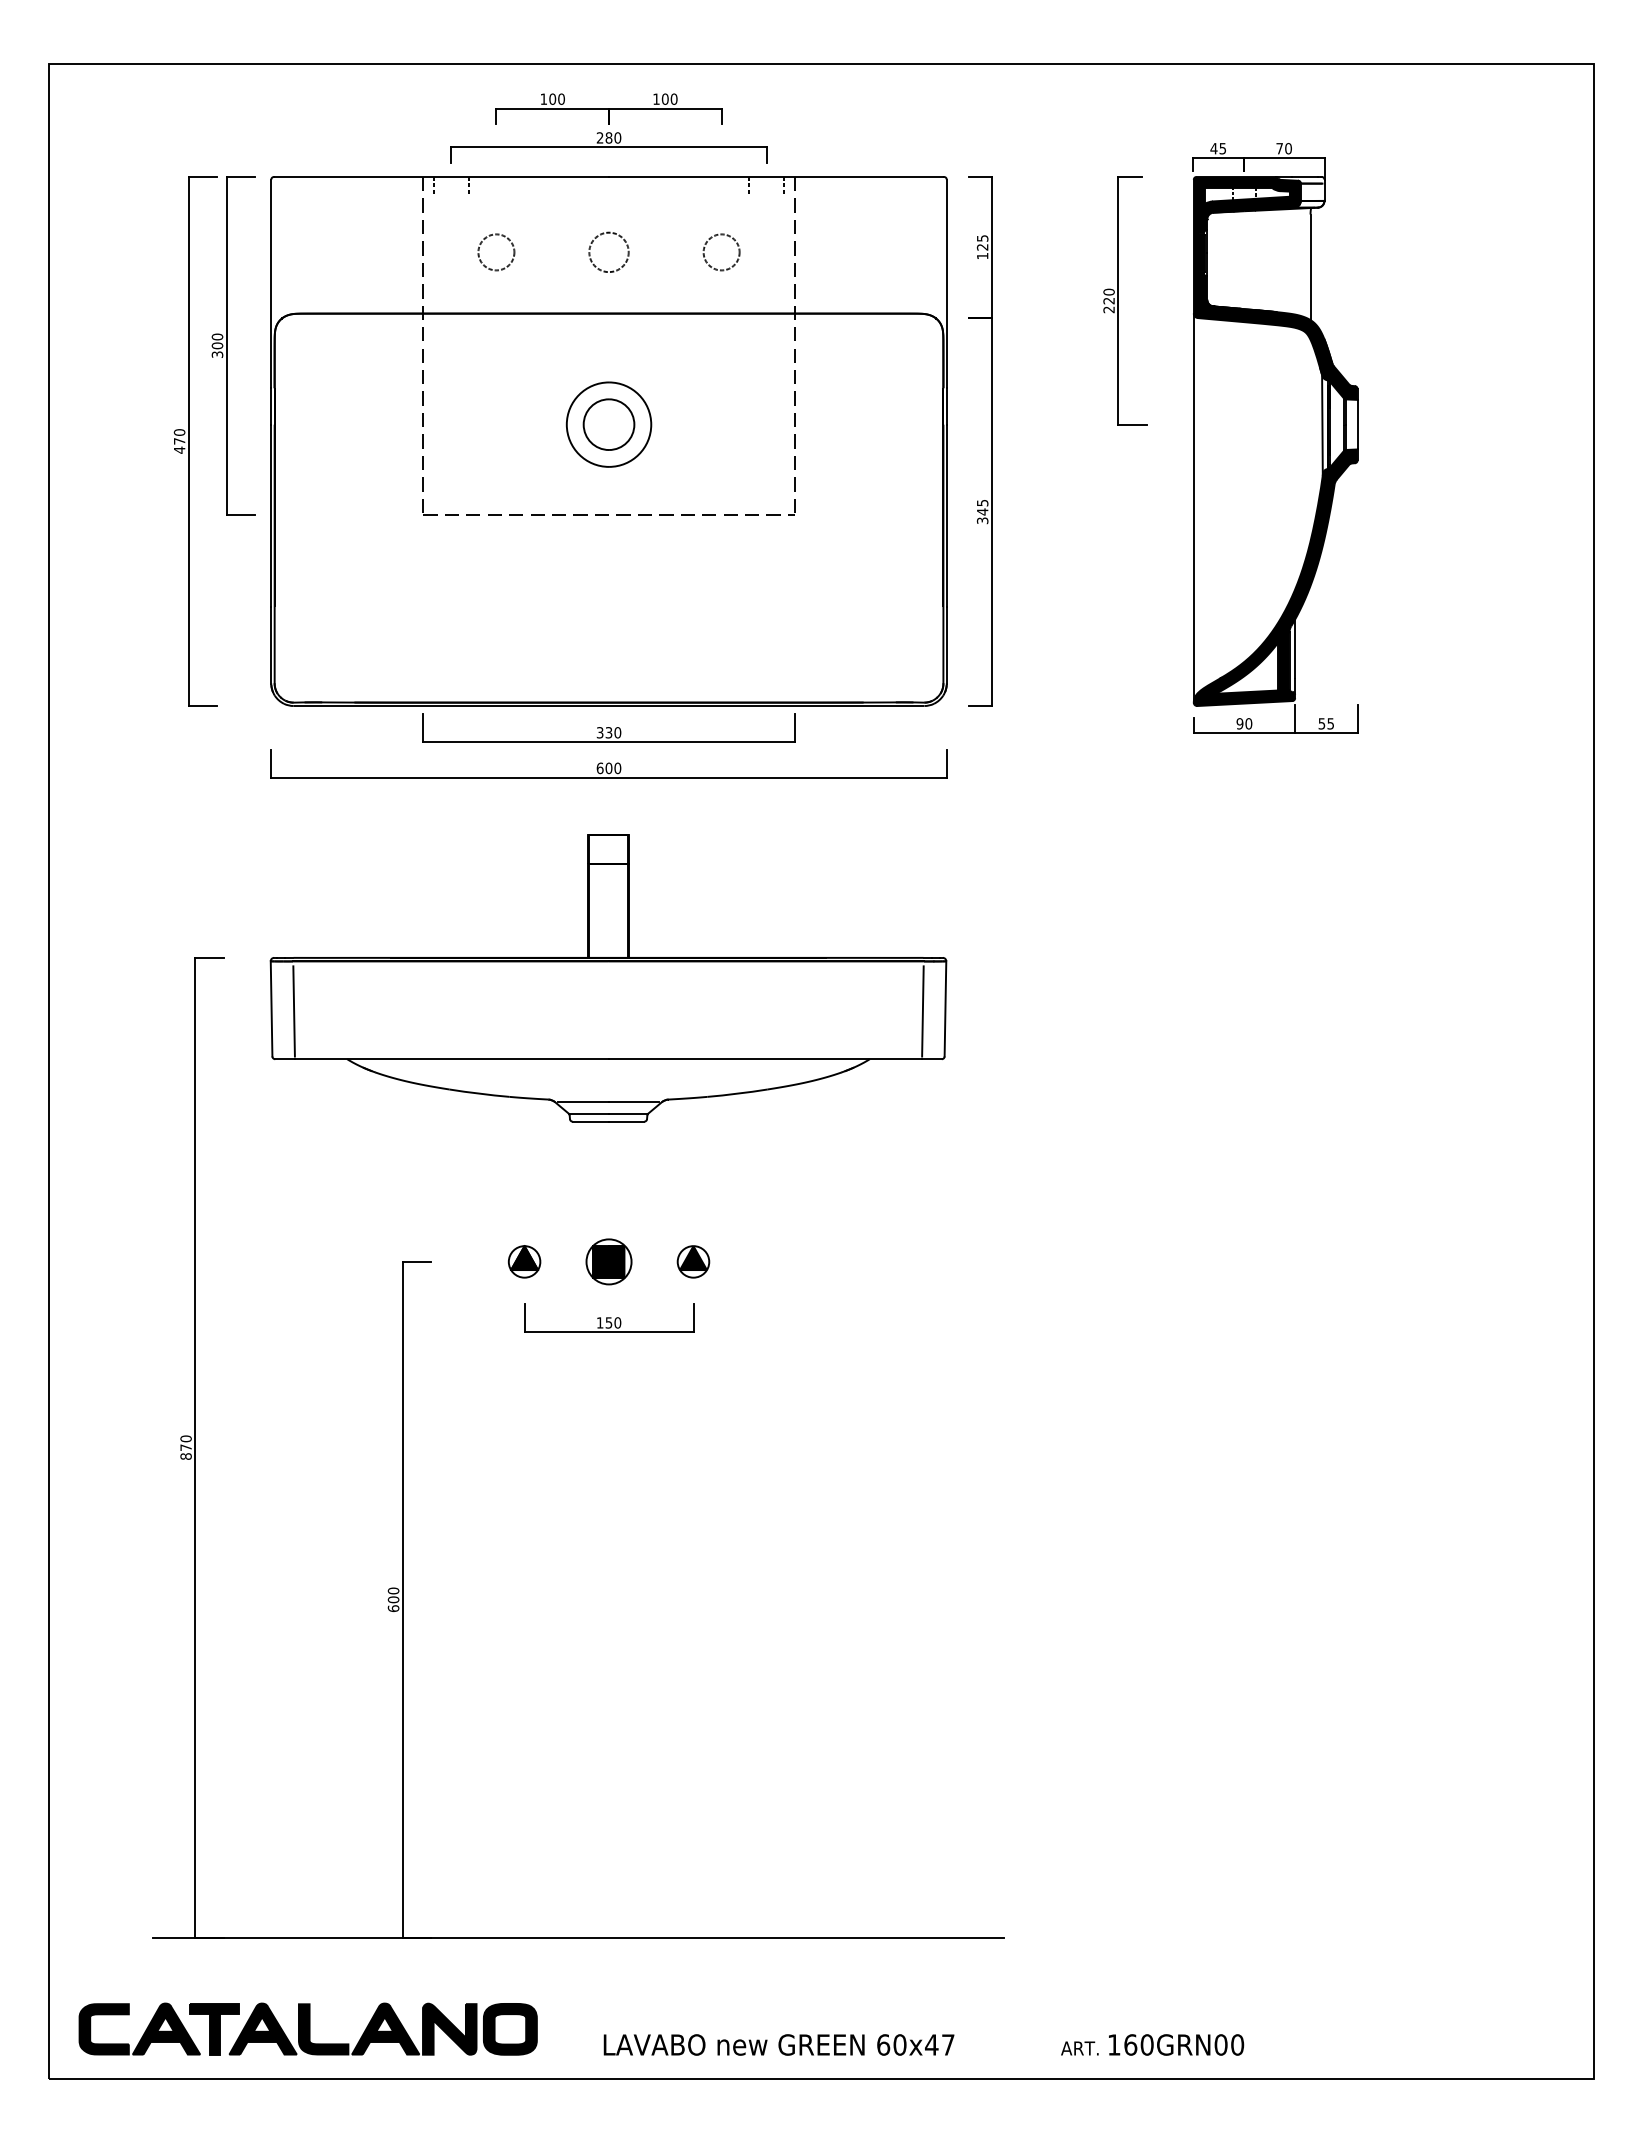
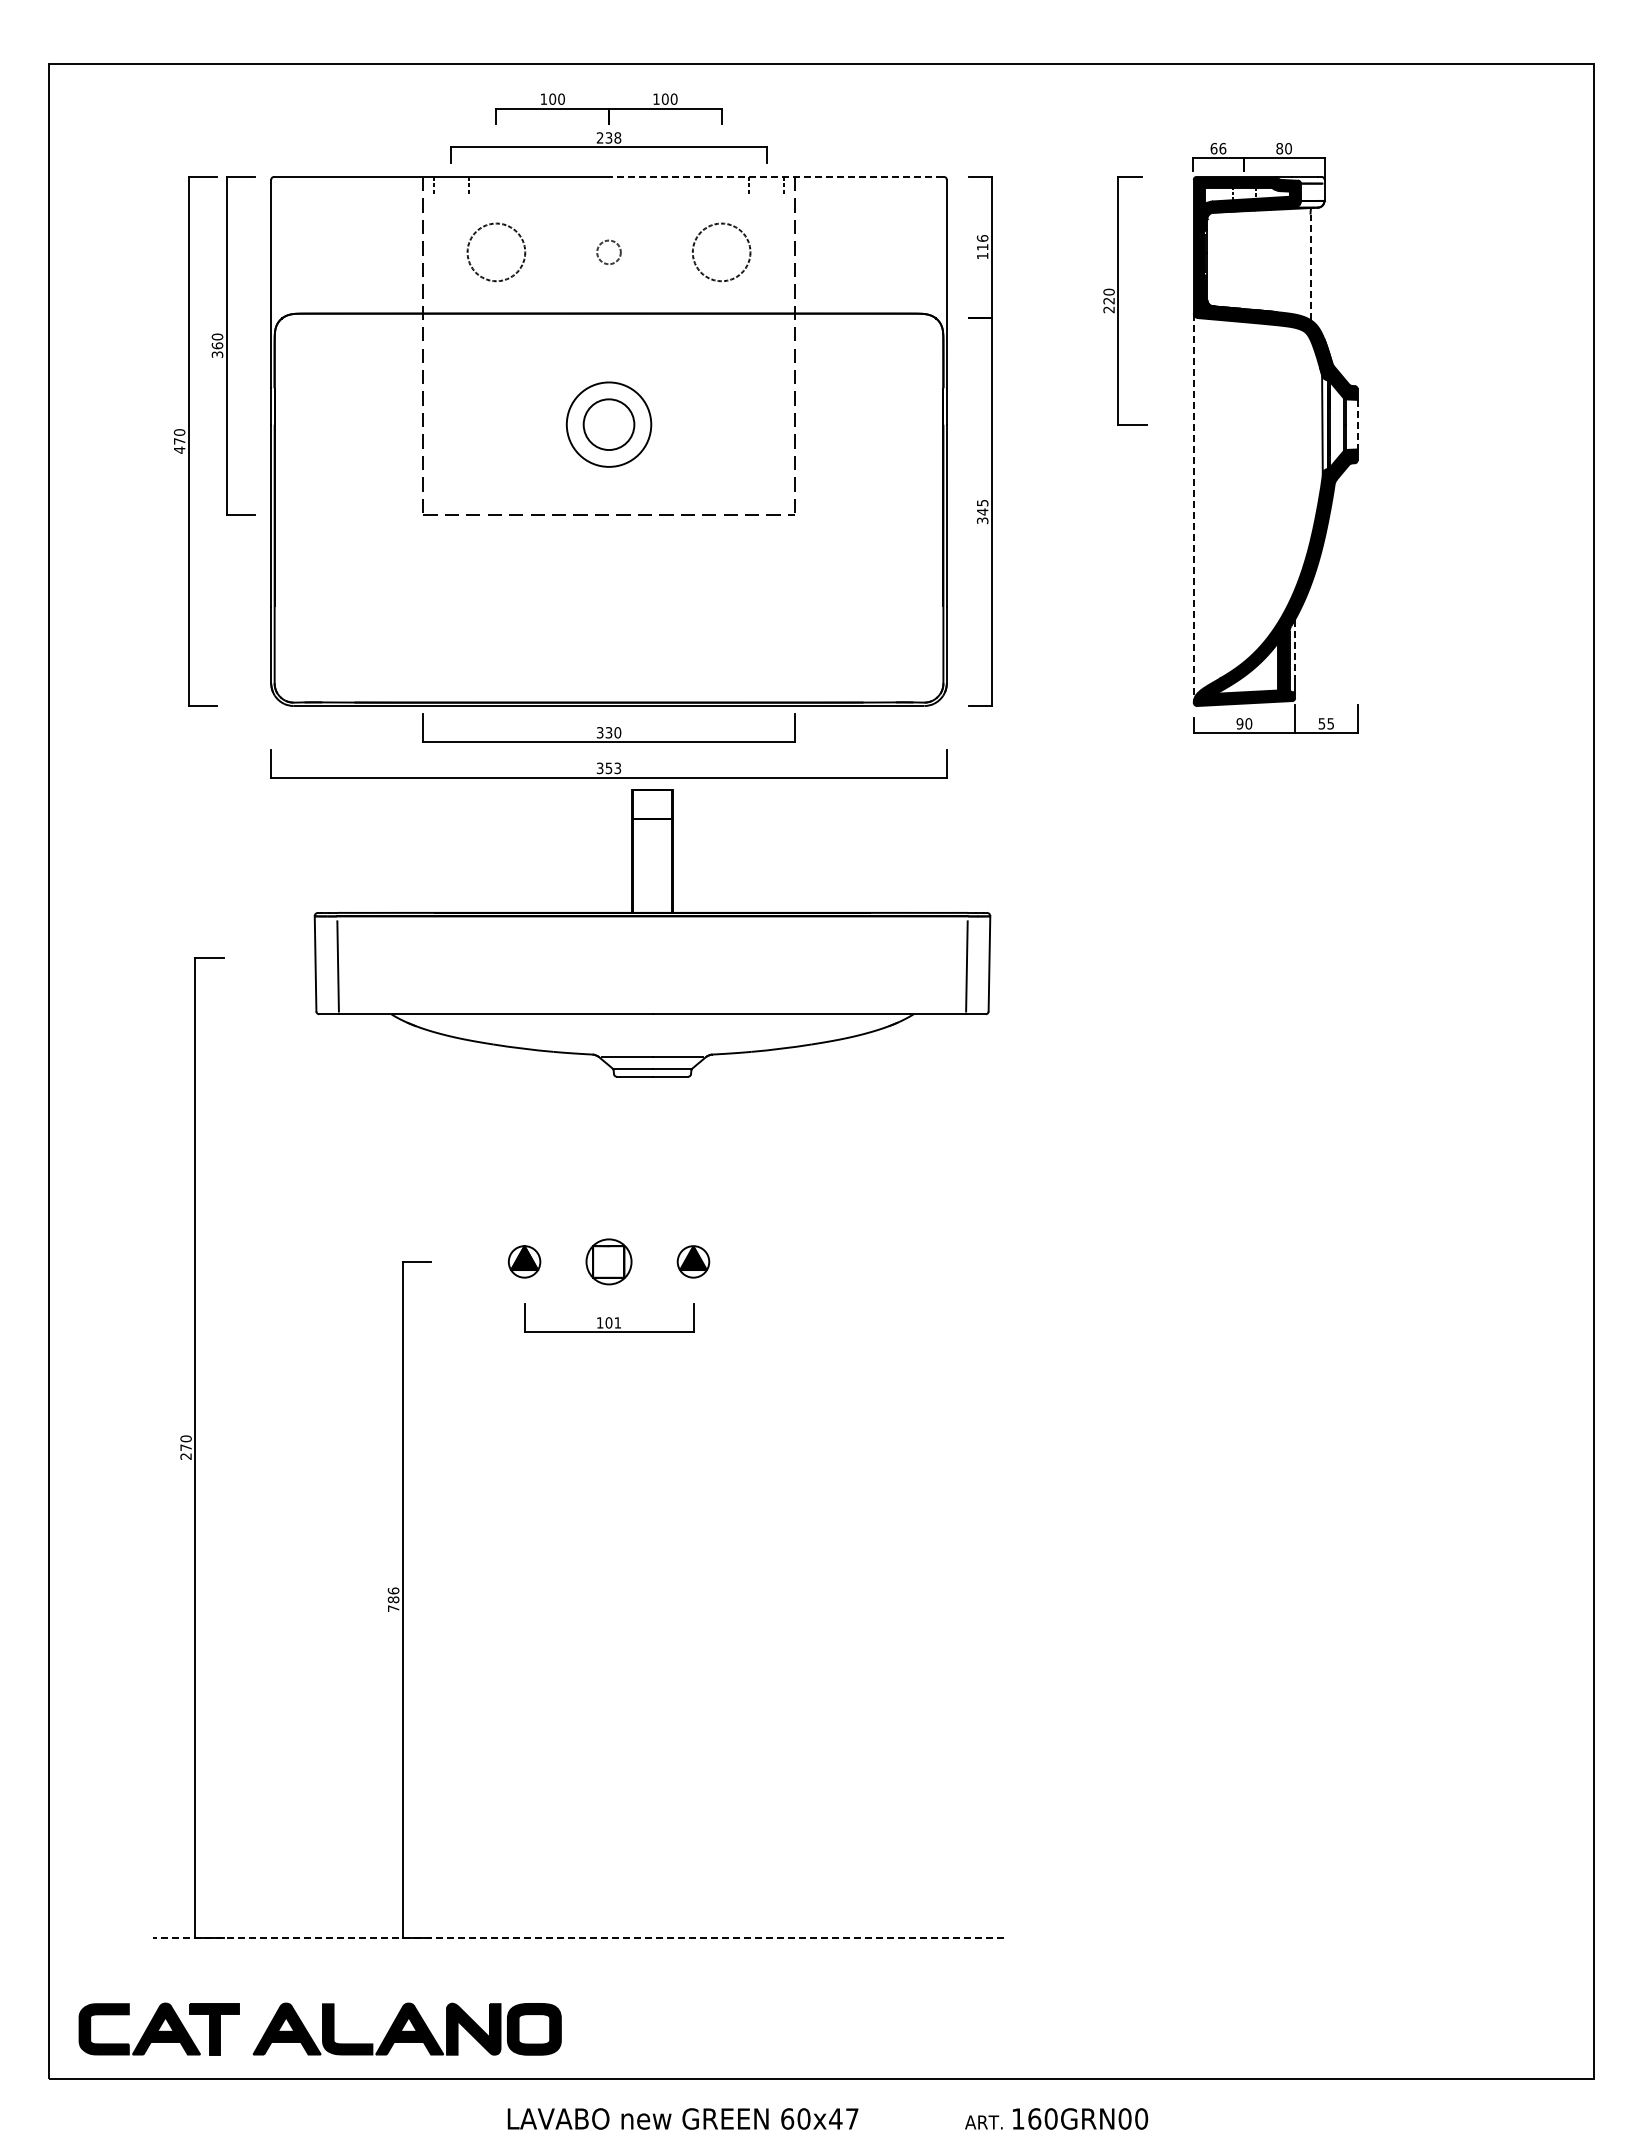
text: 280 -> 238 (613, 137)
text: 45 -> 66 (1218, 148)
text: 70 -> 80 (1279, 148)
line: solid -> dashed (775, 176)
text: 125 -> 116 (982, 242)
circle diameter: 36 px -> 58 px (496, 252)
circle diameter: 39 px -> 24 px (608, 252)
circle diameter: 36 px -> 58 px (721, 252)
line: solid -> dashed (1310, 267)
text: 300 -> 360 (216, 345)
line: solid -> dashed (1357, 424)
line: solid -> dashed (1193, 508)
line: solid -> dashed (1295, 649)
text: 600 -> 353 (608, 768)
part position: (608, 978) -> (652, 933) (652, 933)
fill: present -> none (608, 1261)
text: 150 -> 101 (613, 1322)
text: 870 -> 270 (185, 1456)
text: 600 -> 786 (393, 1599)
line: solid -> dashed (578, 1937)
part position: (382, 2028) -> (406, 2028) (406, 2028)
text position: (923, 2044) -> (827, 2118) (827, 2118)
